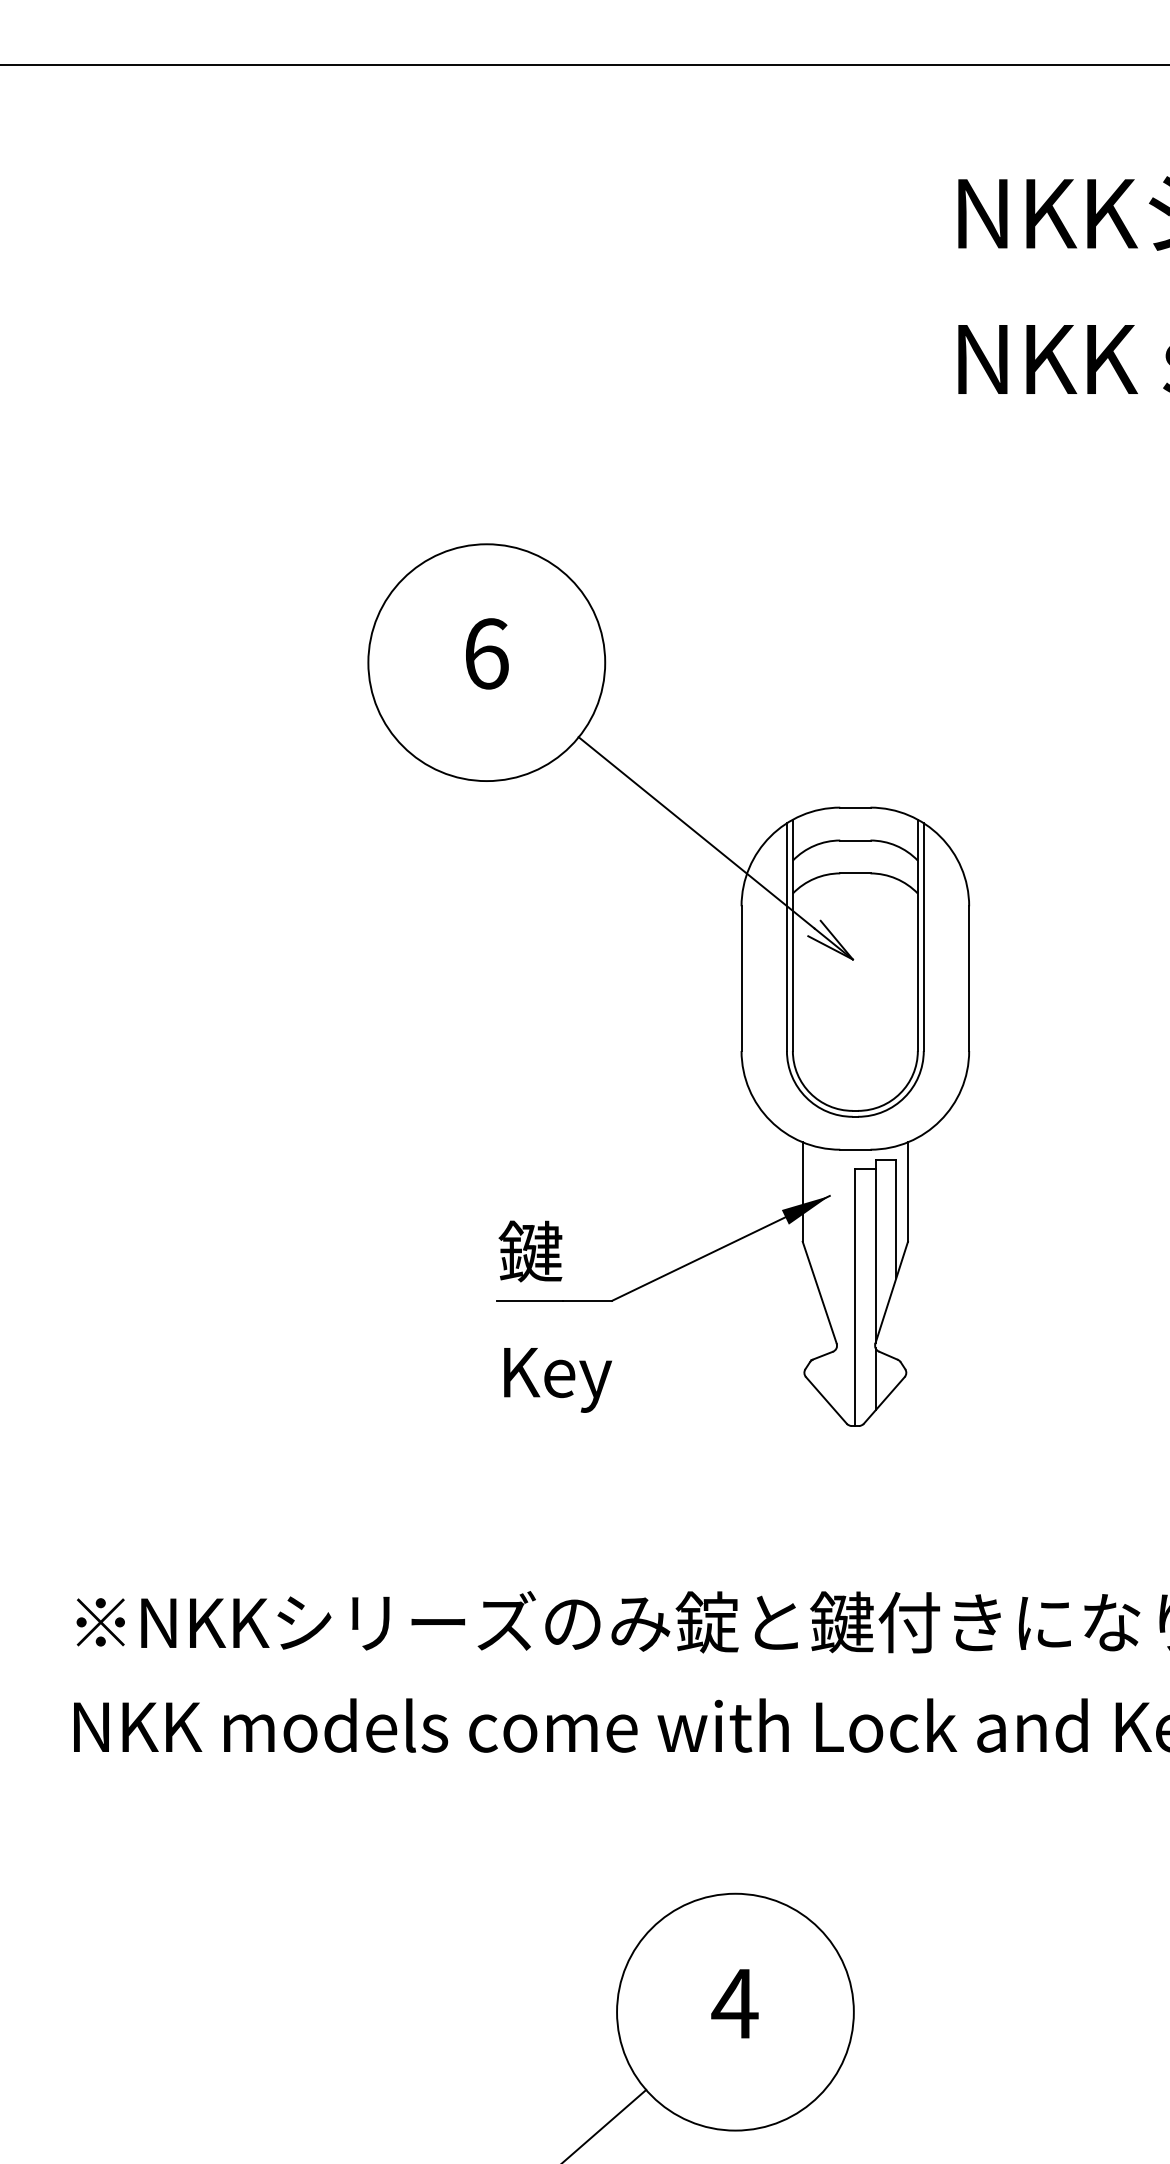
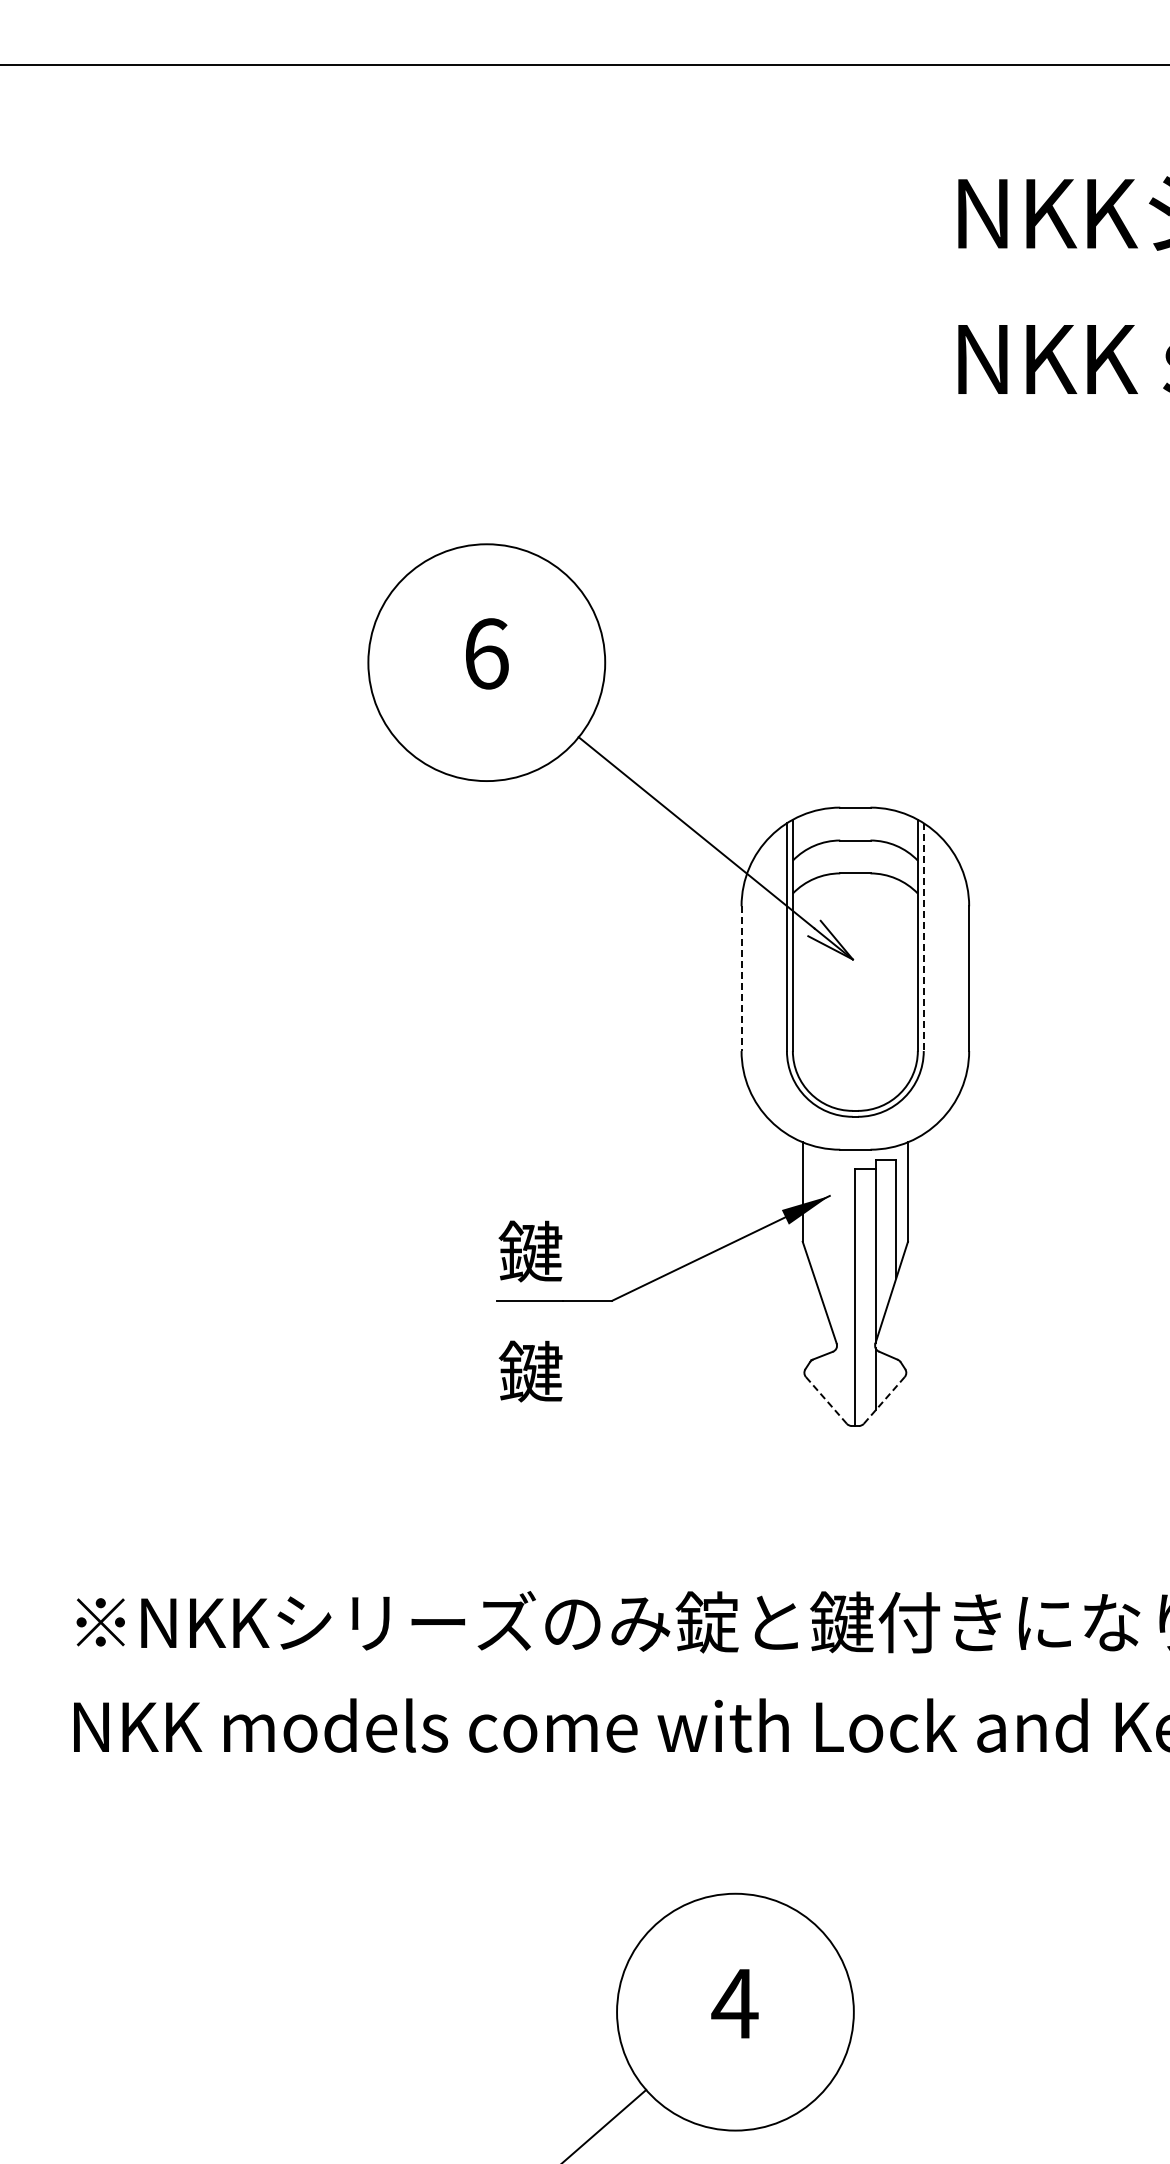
line: solid -> dashed (923, 937)
line: solid -> dashed (741, 979)
text: Key -> 鍵 (554, 1376)
line: solid -> dashed (826, 1400)
line: solid -> dashed (884, 1400)
